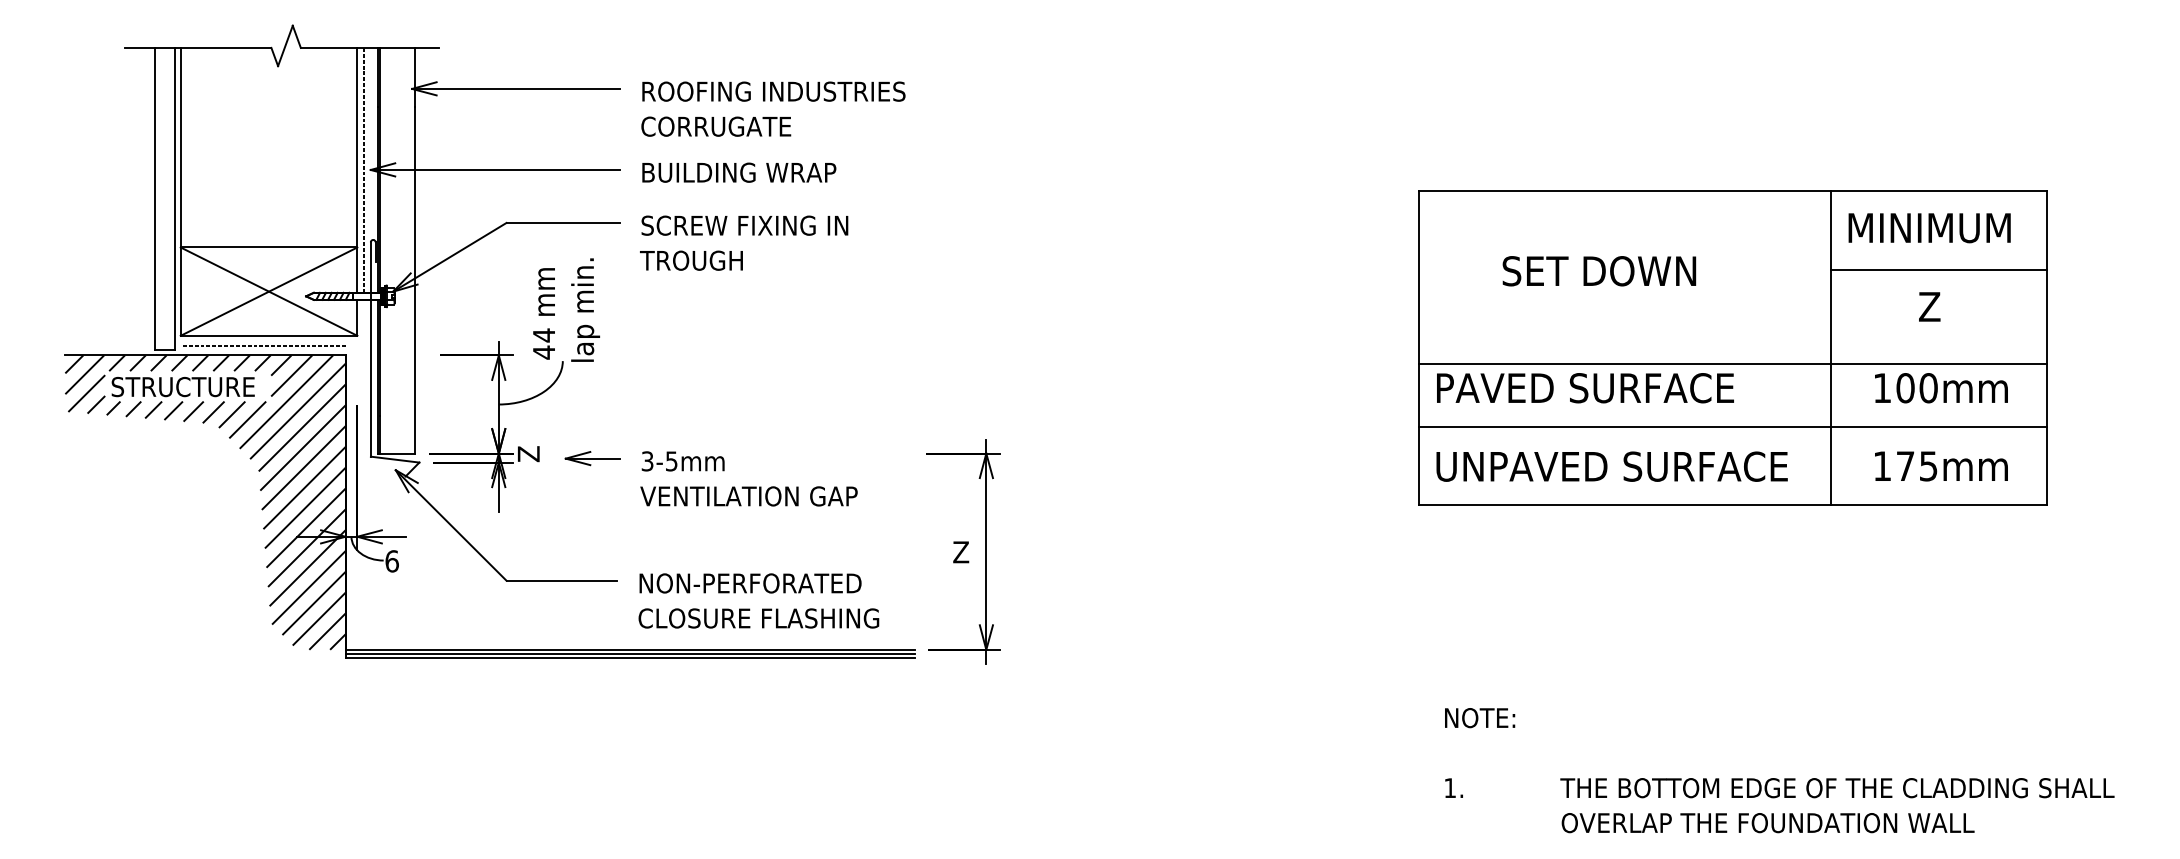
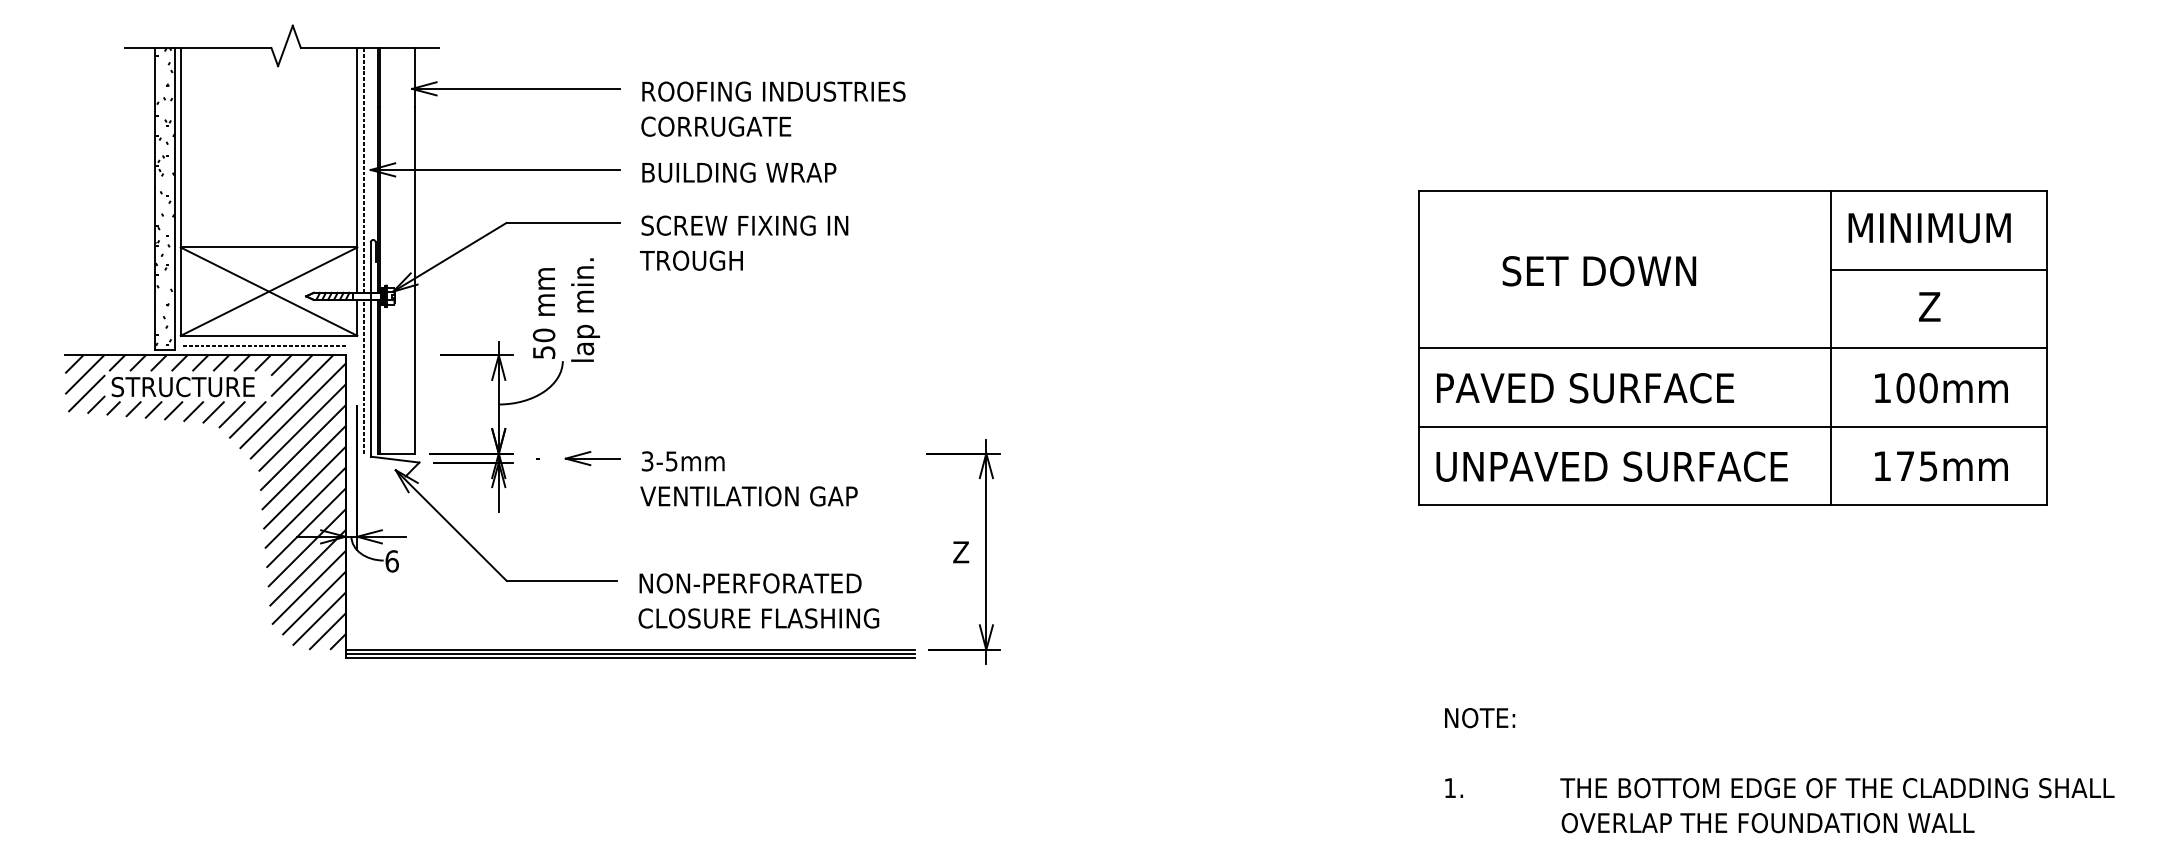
hatch: none -> present (164, 196)
text: 44 -> 50 (543, 343)
line position: (1733, 364) -> (1733, 348) (1733, 348)
line: none -> present (363, 376)
text: Z -> . (528, 454)
